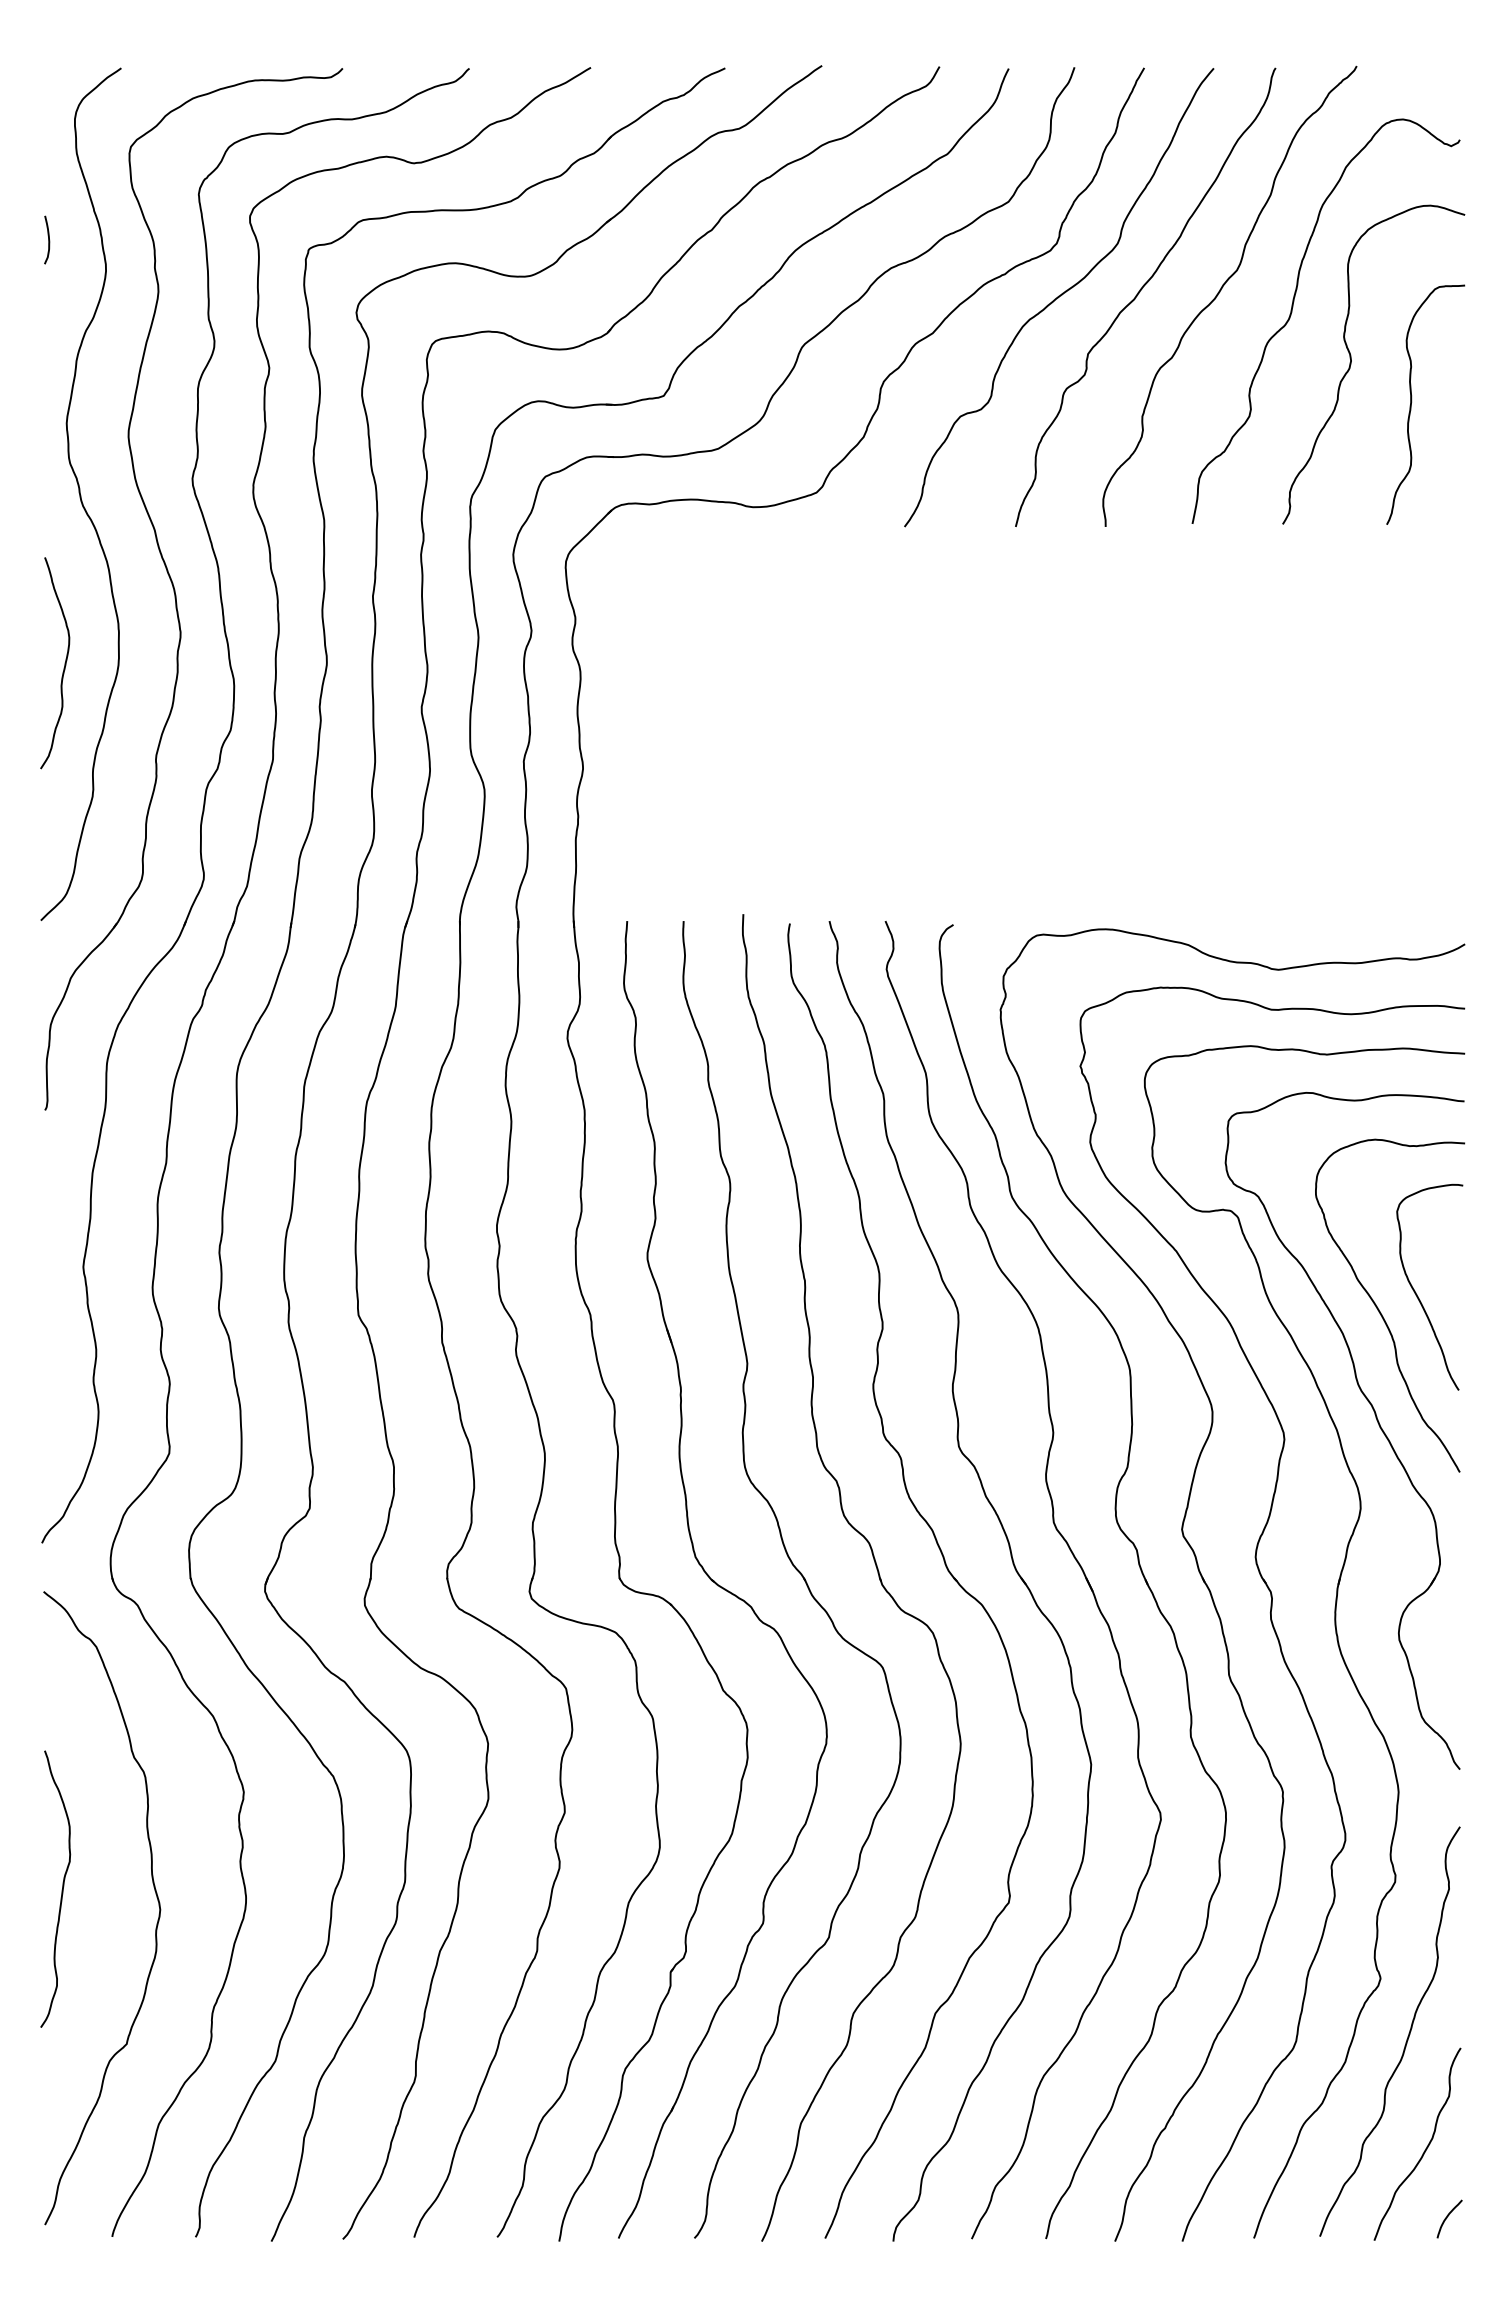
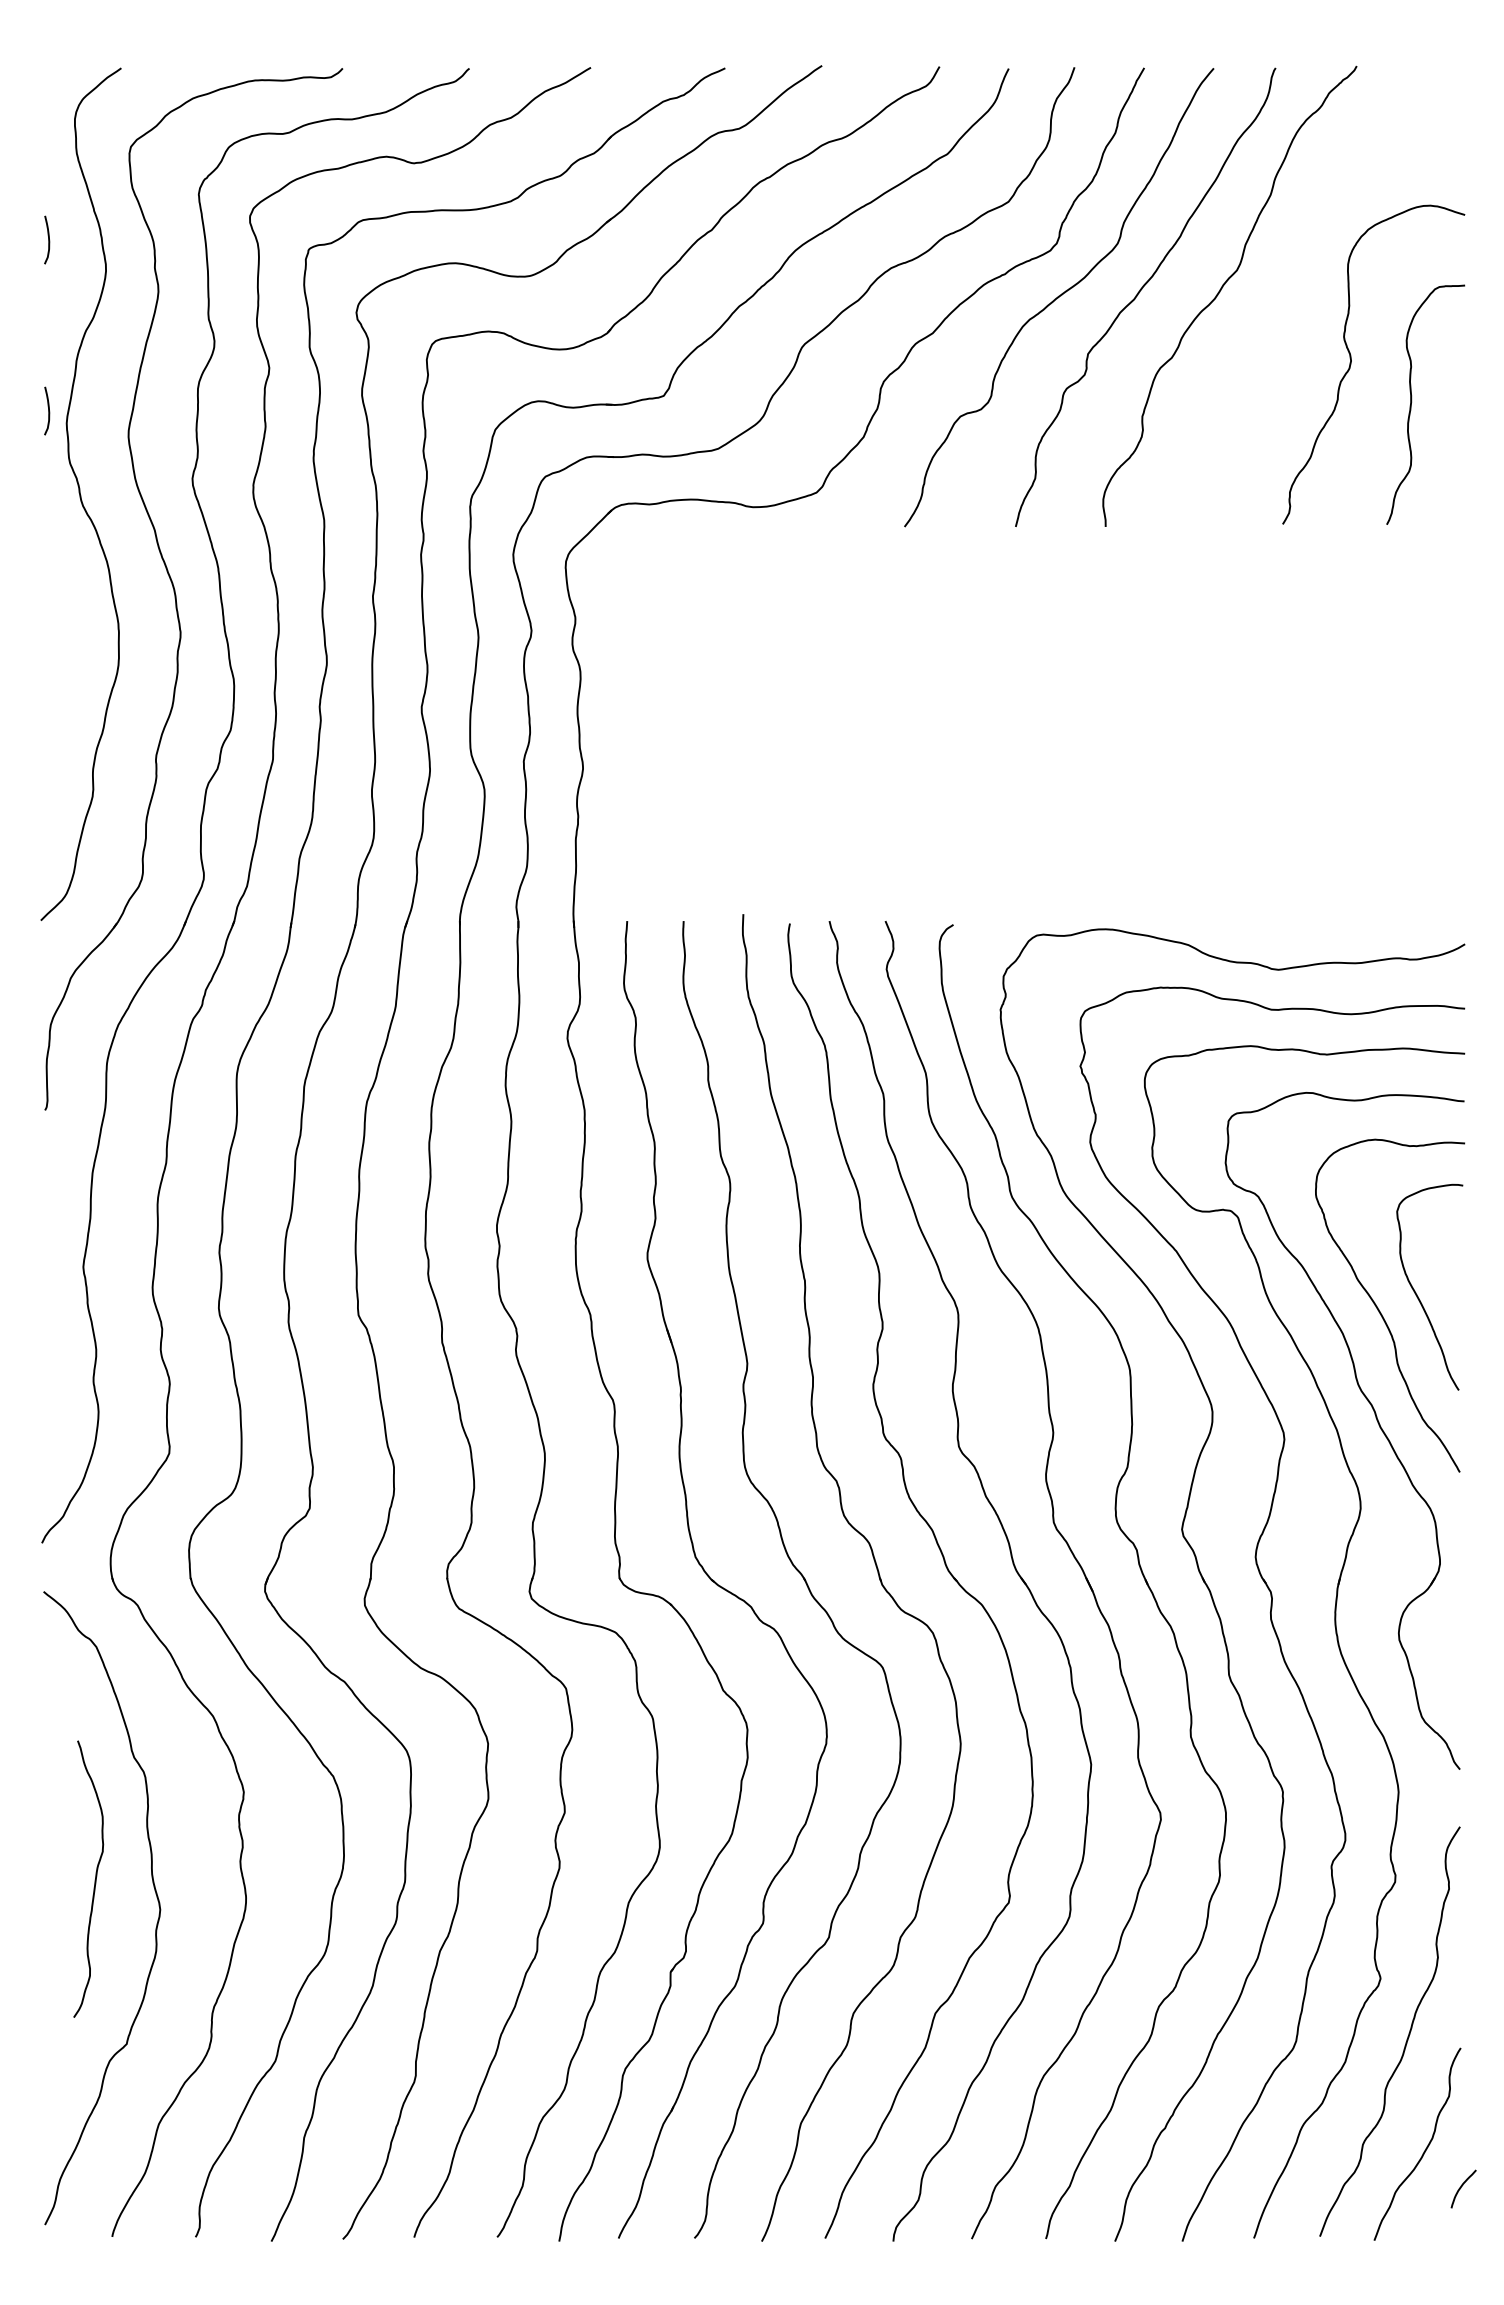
curve: present -> none (1292, 312)
curve: none -> present (48, 410)
curve: present -> none (64, 663)
curve position: (61, 1889) -> (94, 1879) (94, 1879)
curve position: (1447, 2218) -> (1461, 2188) (1461, 2188)
